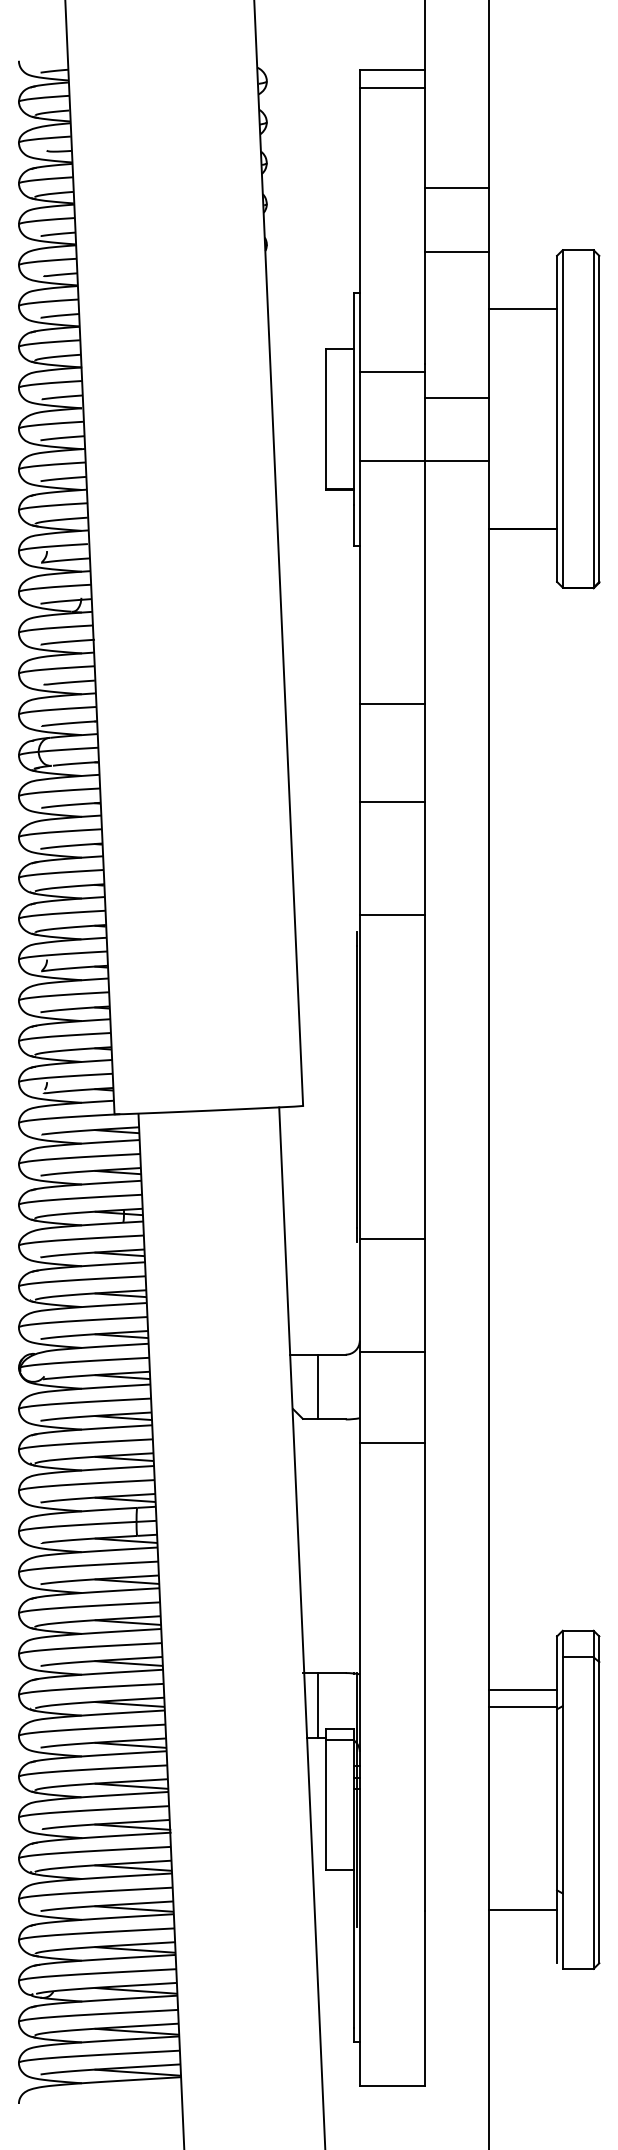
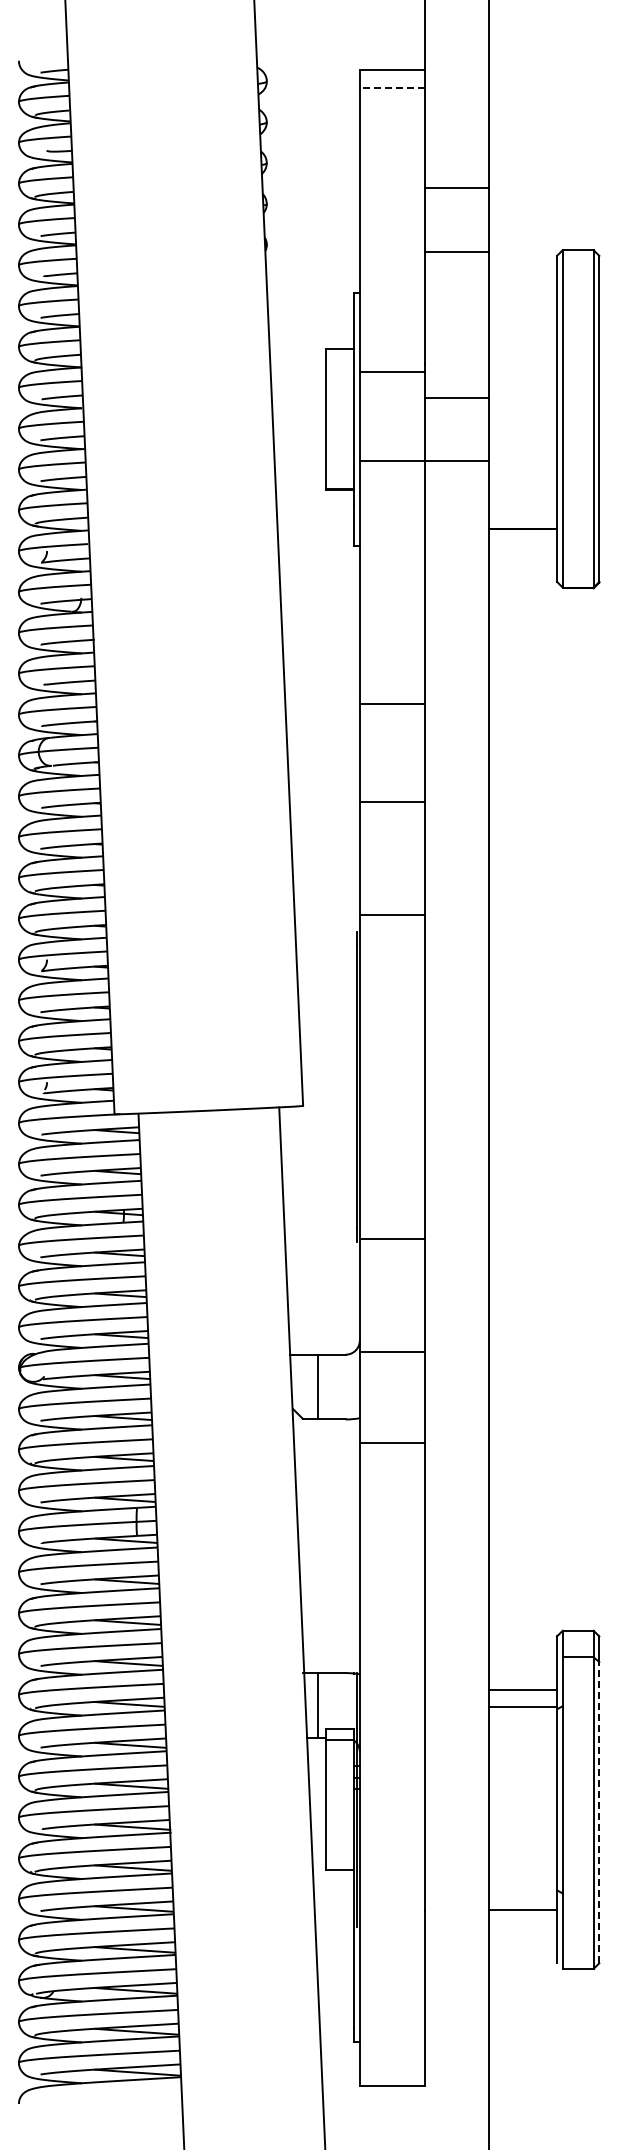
line: solid -> dashed (391, 88)
line: present -> none (523, 309)
line: solid -> dashed (599, 1812)
